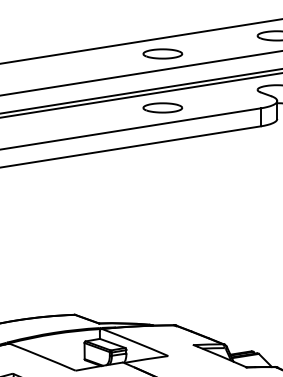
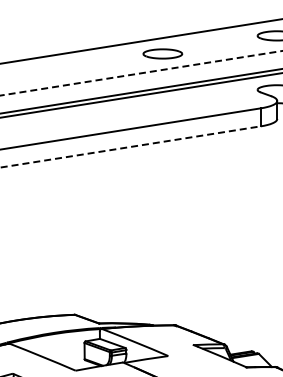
line: solid -> dashed (141, 73)
part: present -> none (162, 107)
line: solid -> dashed (130, 146)
